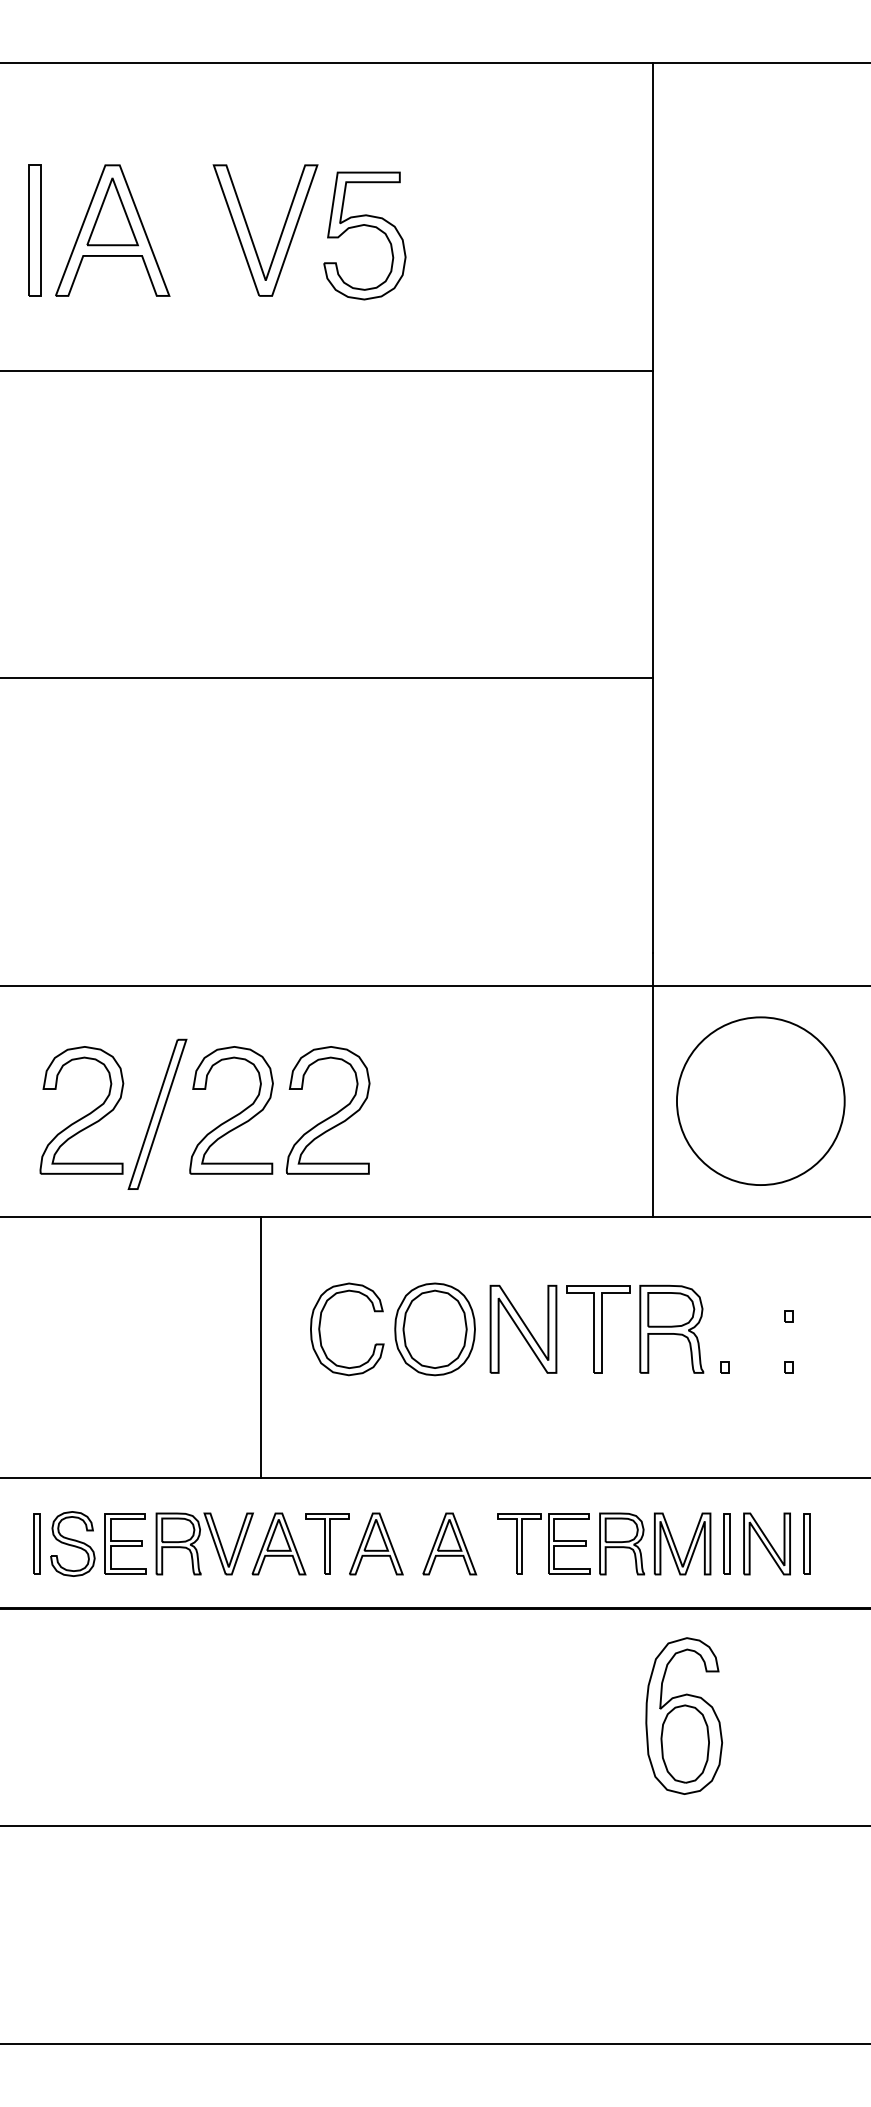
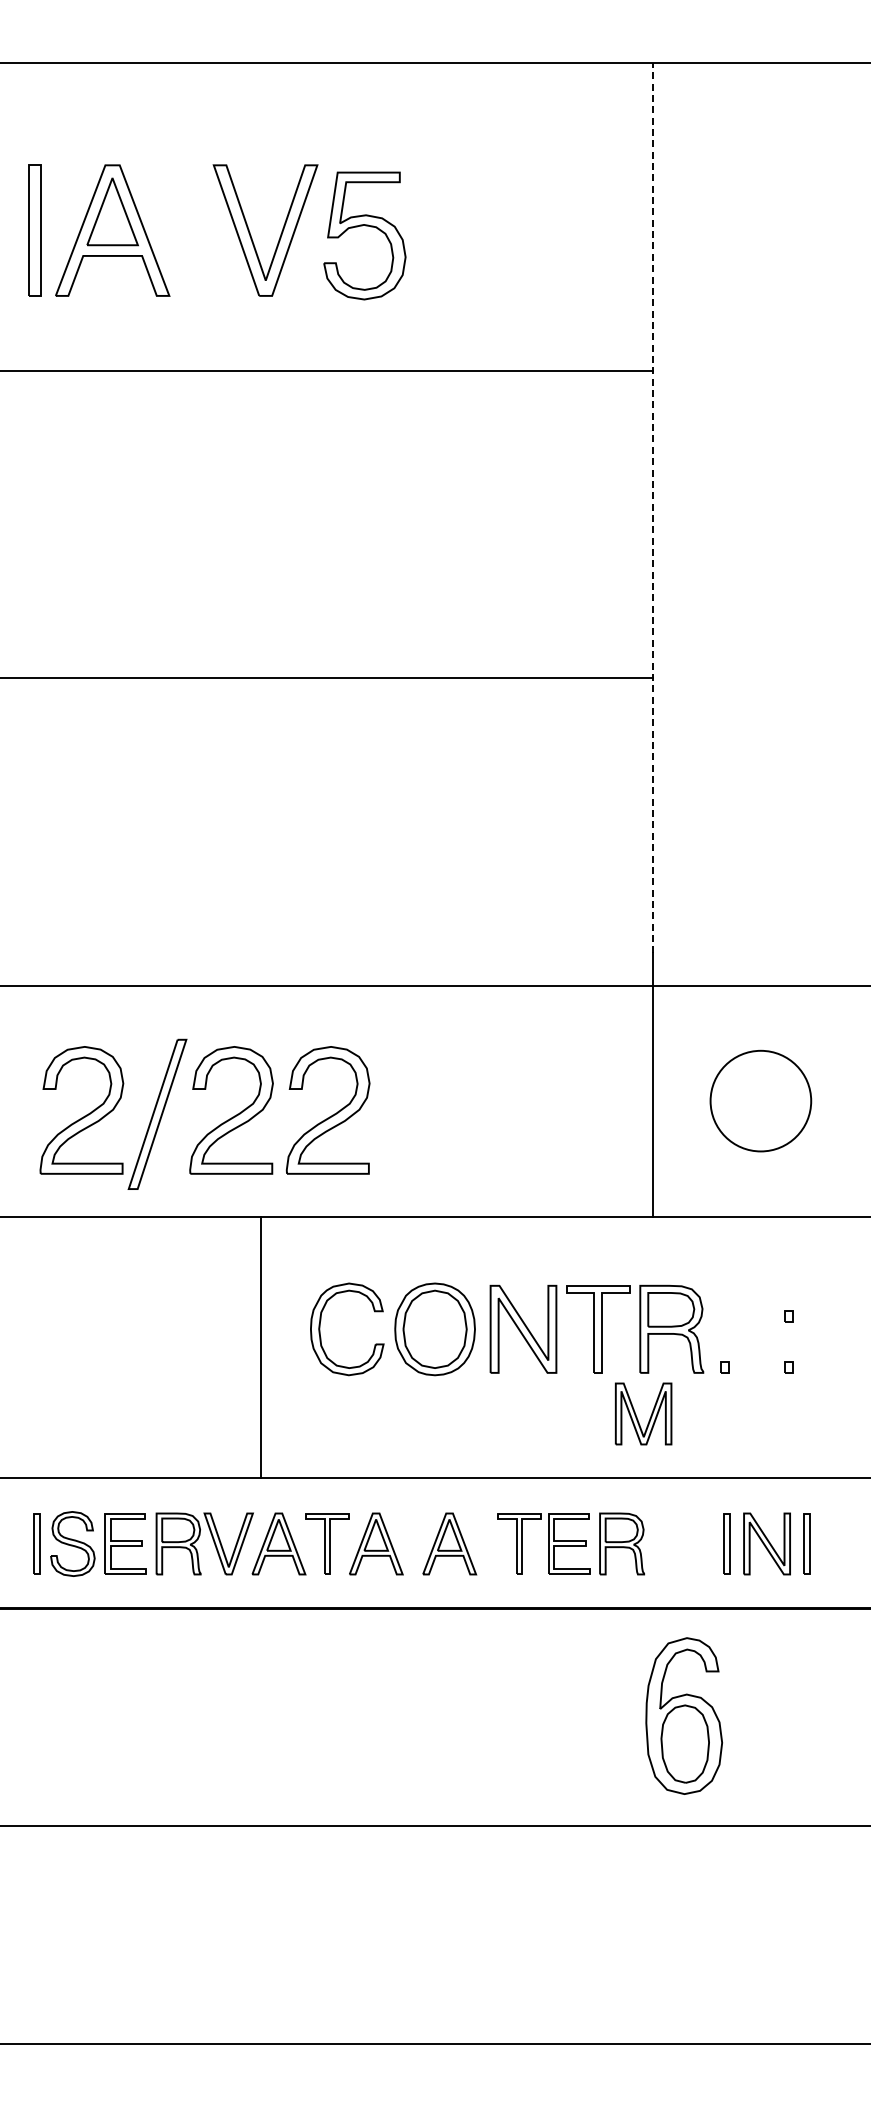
line: solid -> dashed (653, 507)
circle size: 170x170 px -> 104x104 px (760, 1100)
part position: (675, 1544) -> (636, 1414) (636, 1414)
